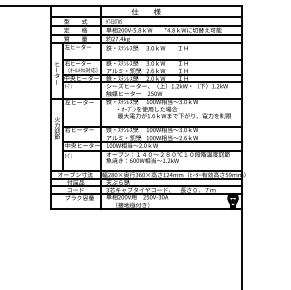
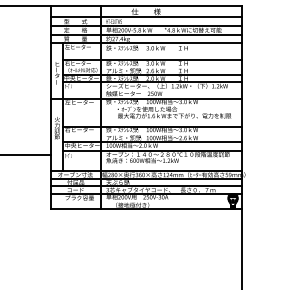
line: none -> present (26, 155)
